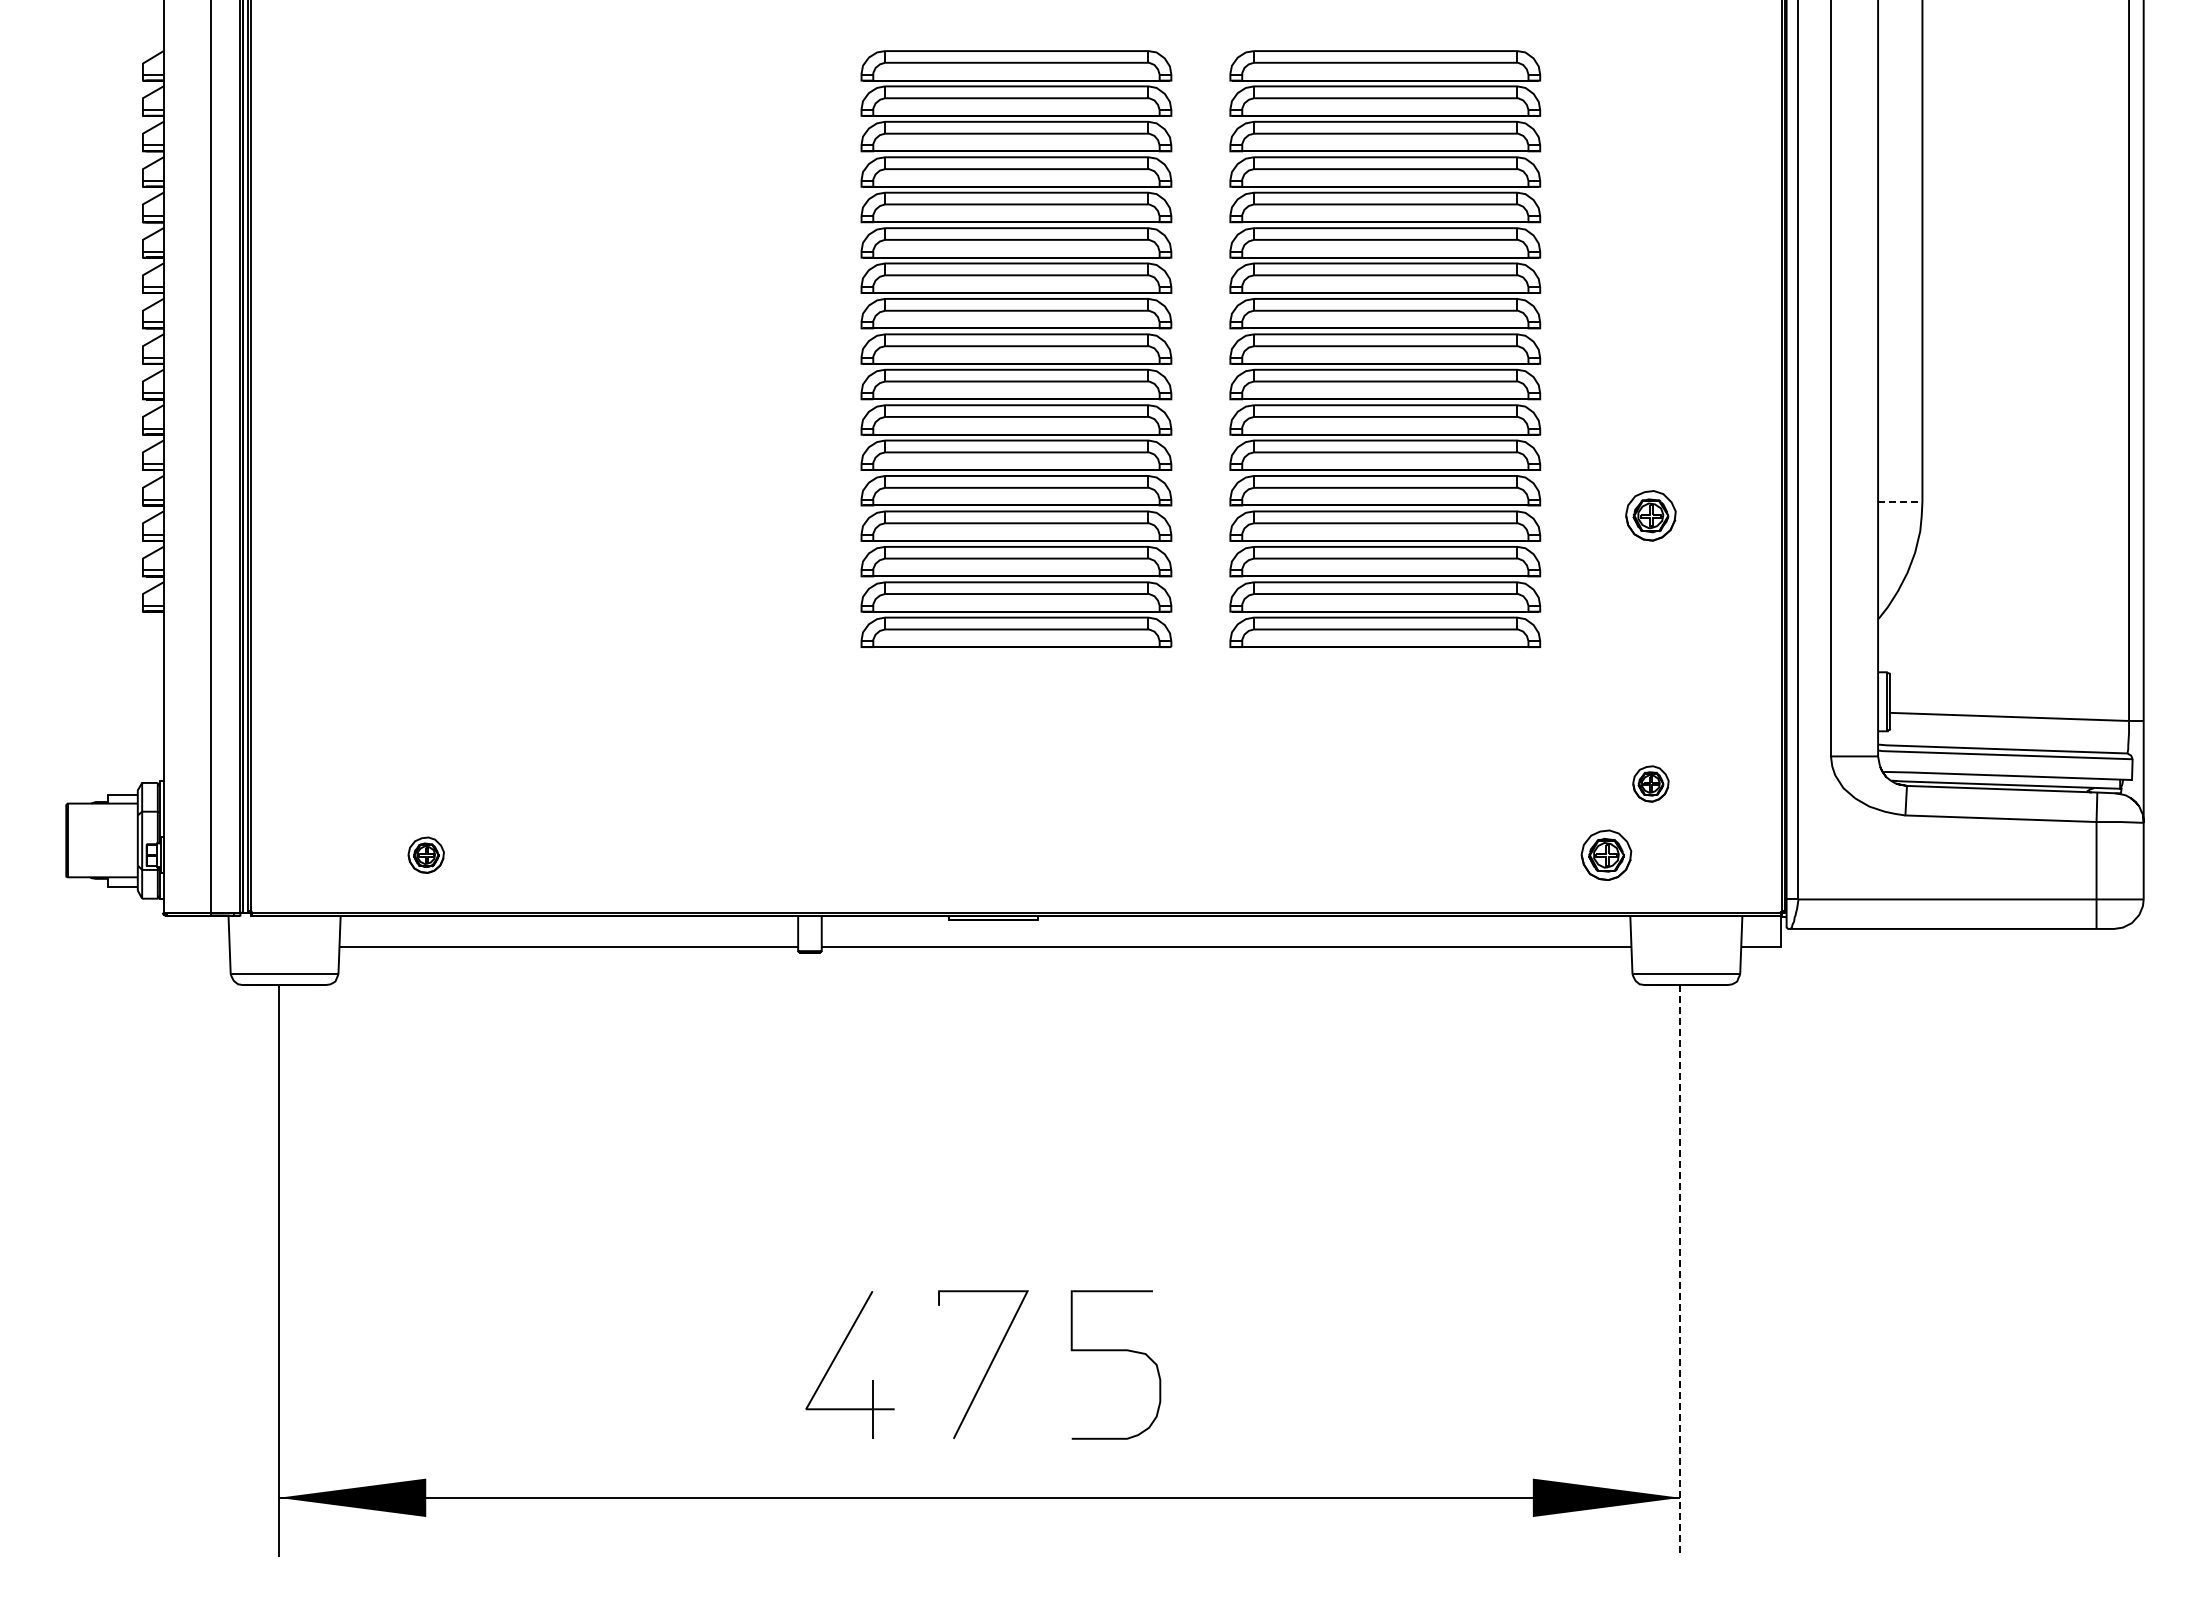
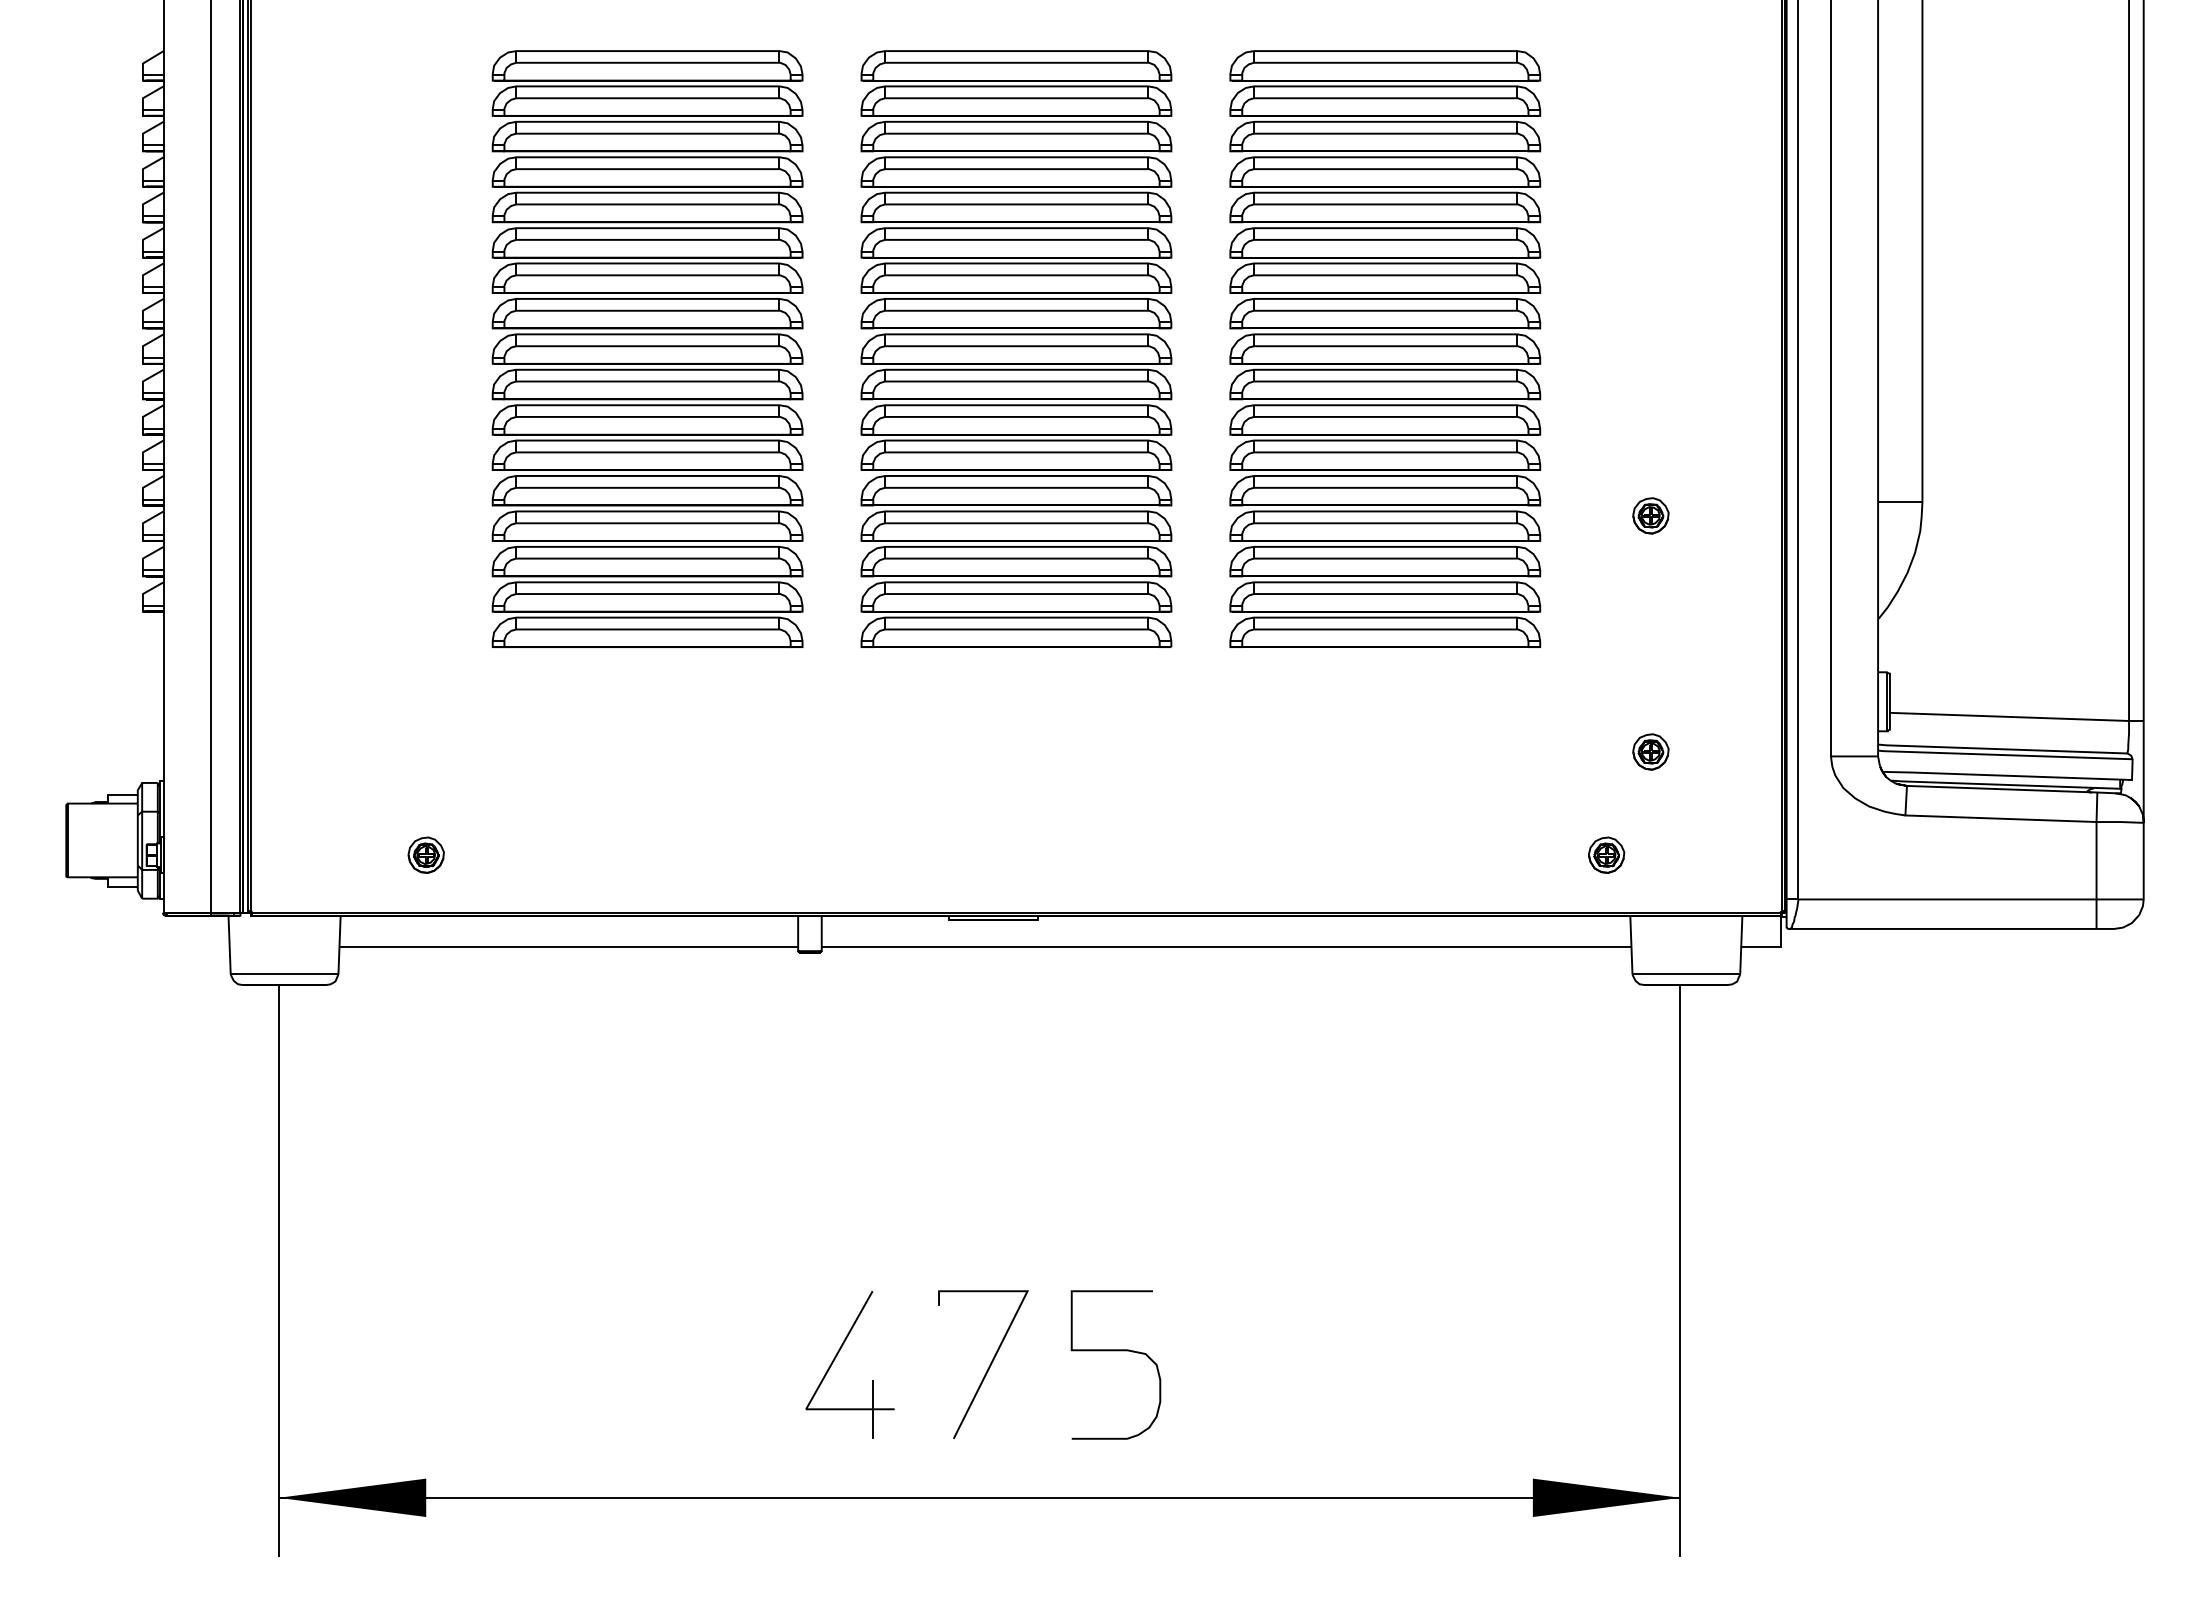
part: none -> present (647, 349)
line: dashed -> solid (1900, 501)
part size: 52x52 px -> 38x38 px (1650, 515)
part position: (1650, 783) -> (1650, 751) (1650, 751)
part size: 53x52 px -> 38x38 px (1606, 854)
line: dashed -> solid (1680, 1270)
